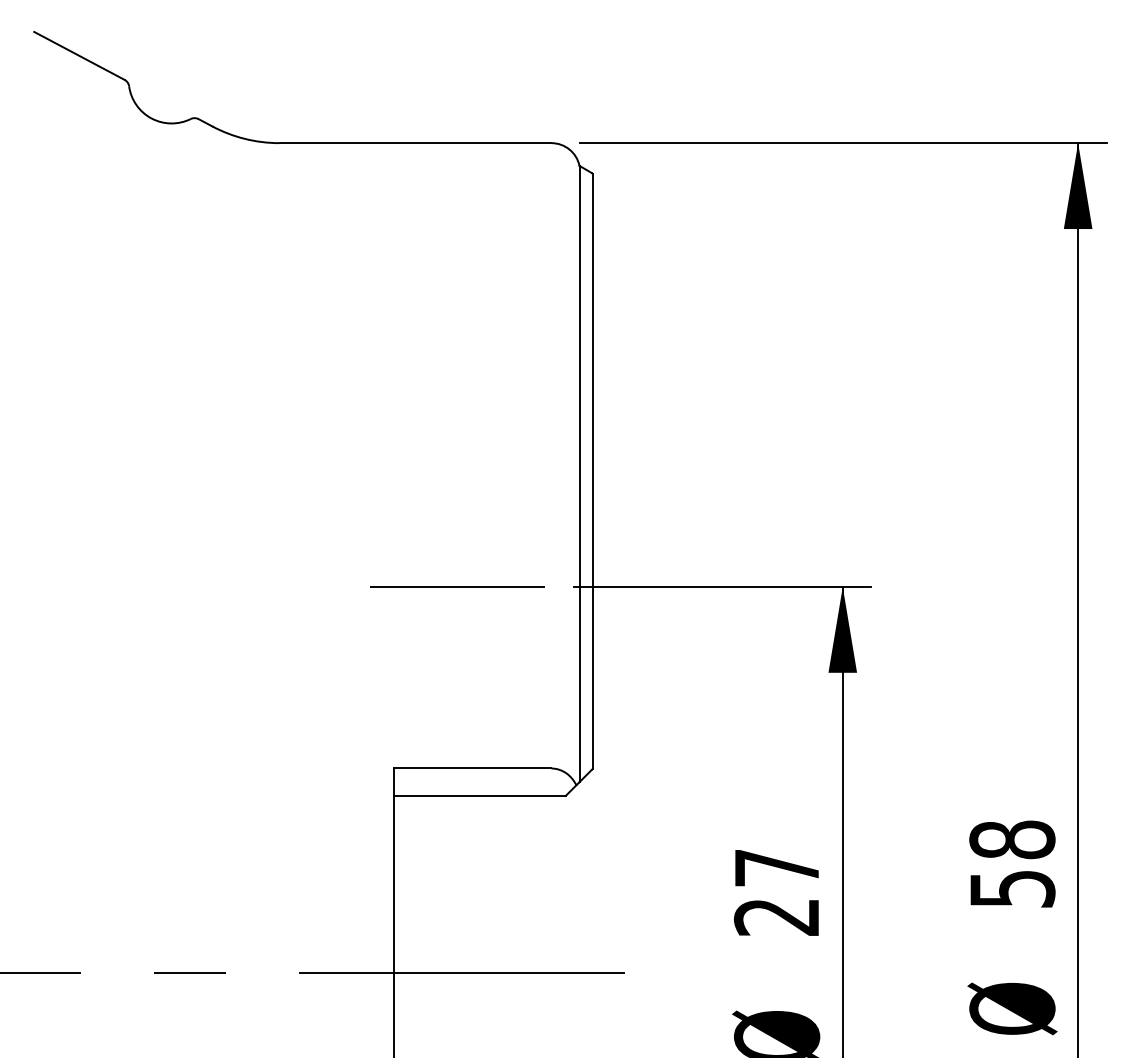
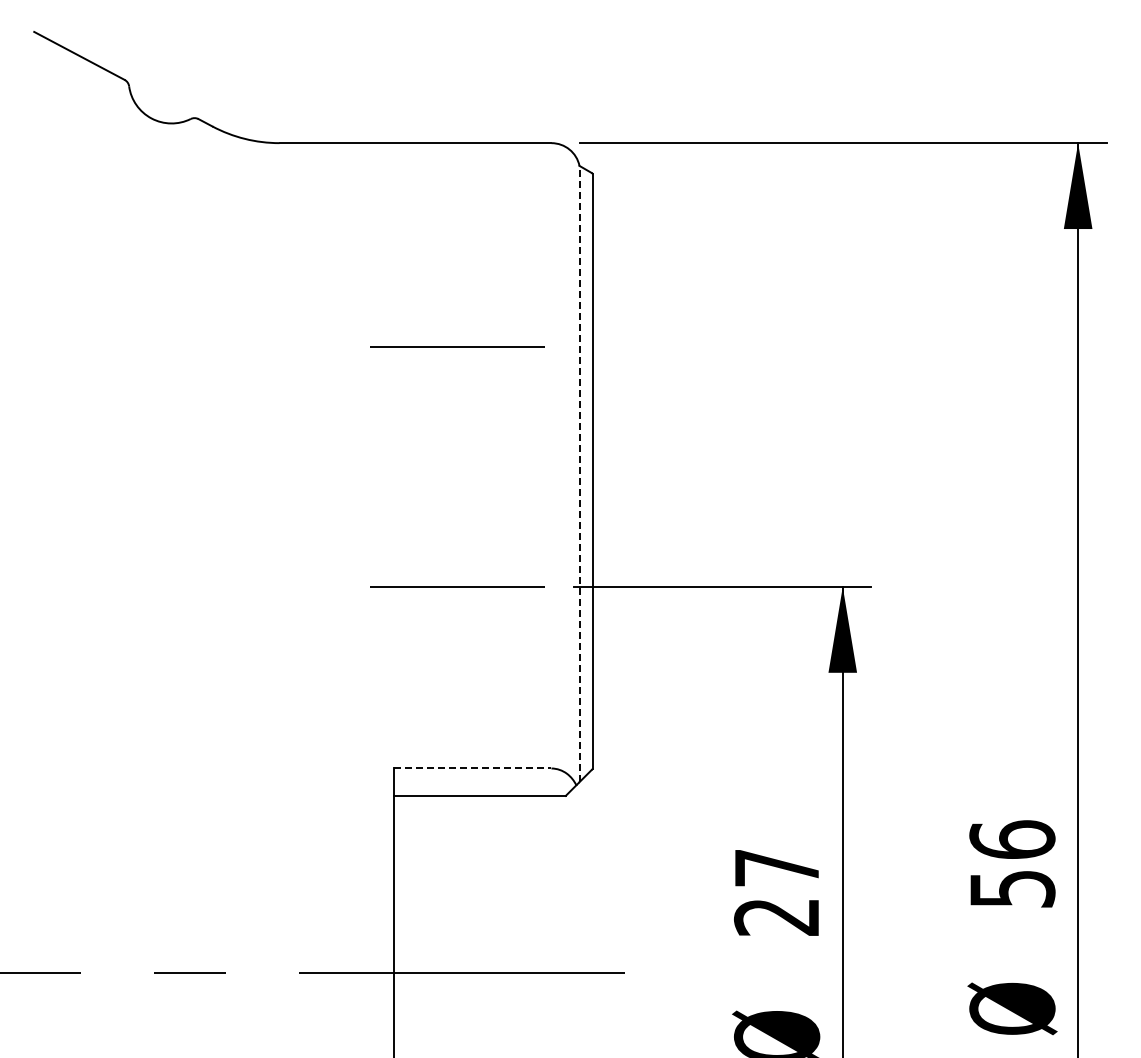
line: none -> present (457, 346)
line: solid -> dashed (579, 473)
line: solid -> dashed (472, 768)
text: 58 -> 56 (1012, 839)
